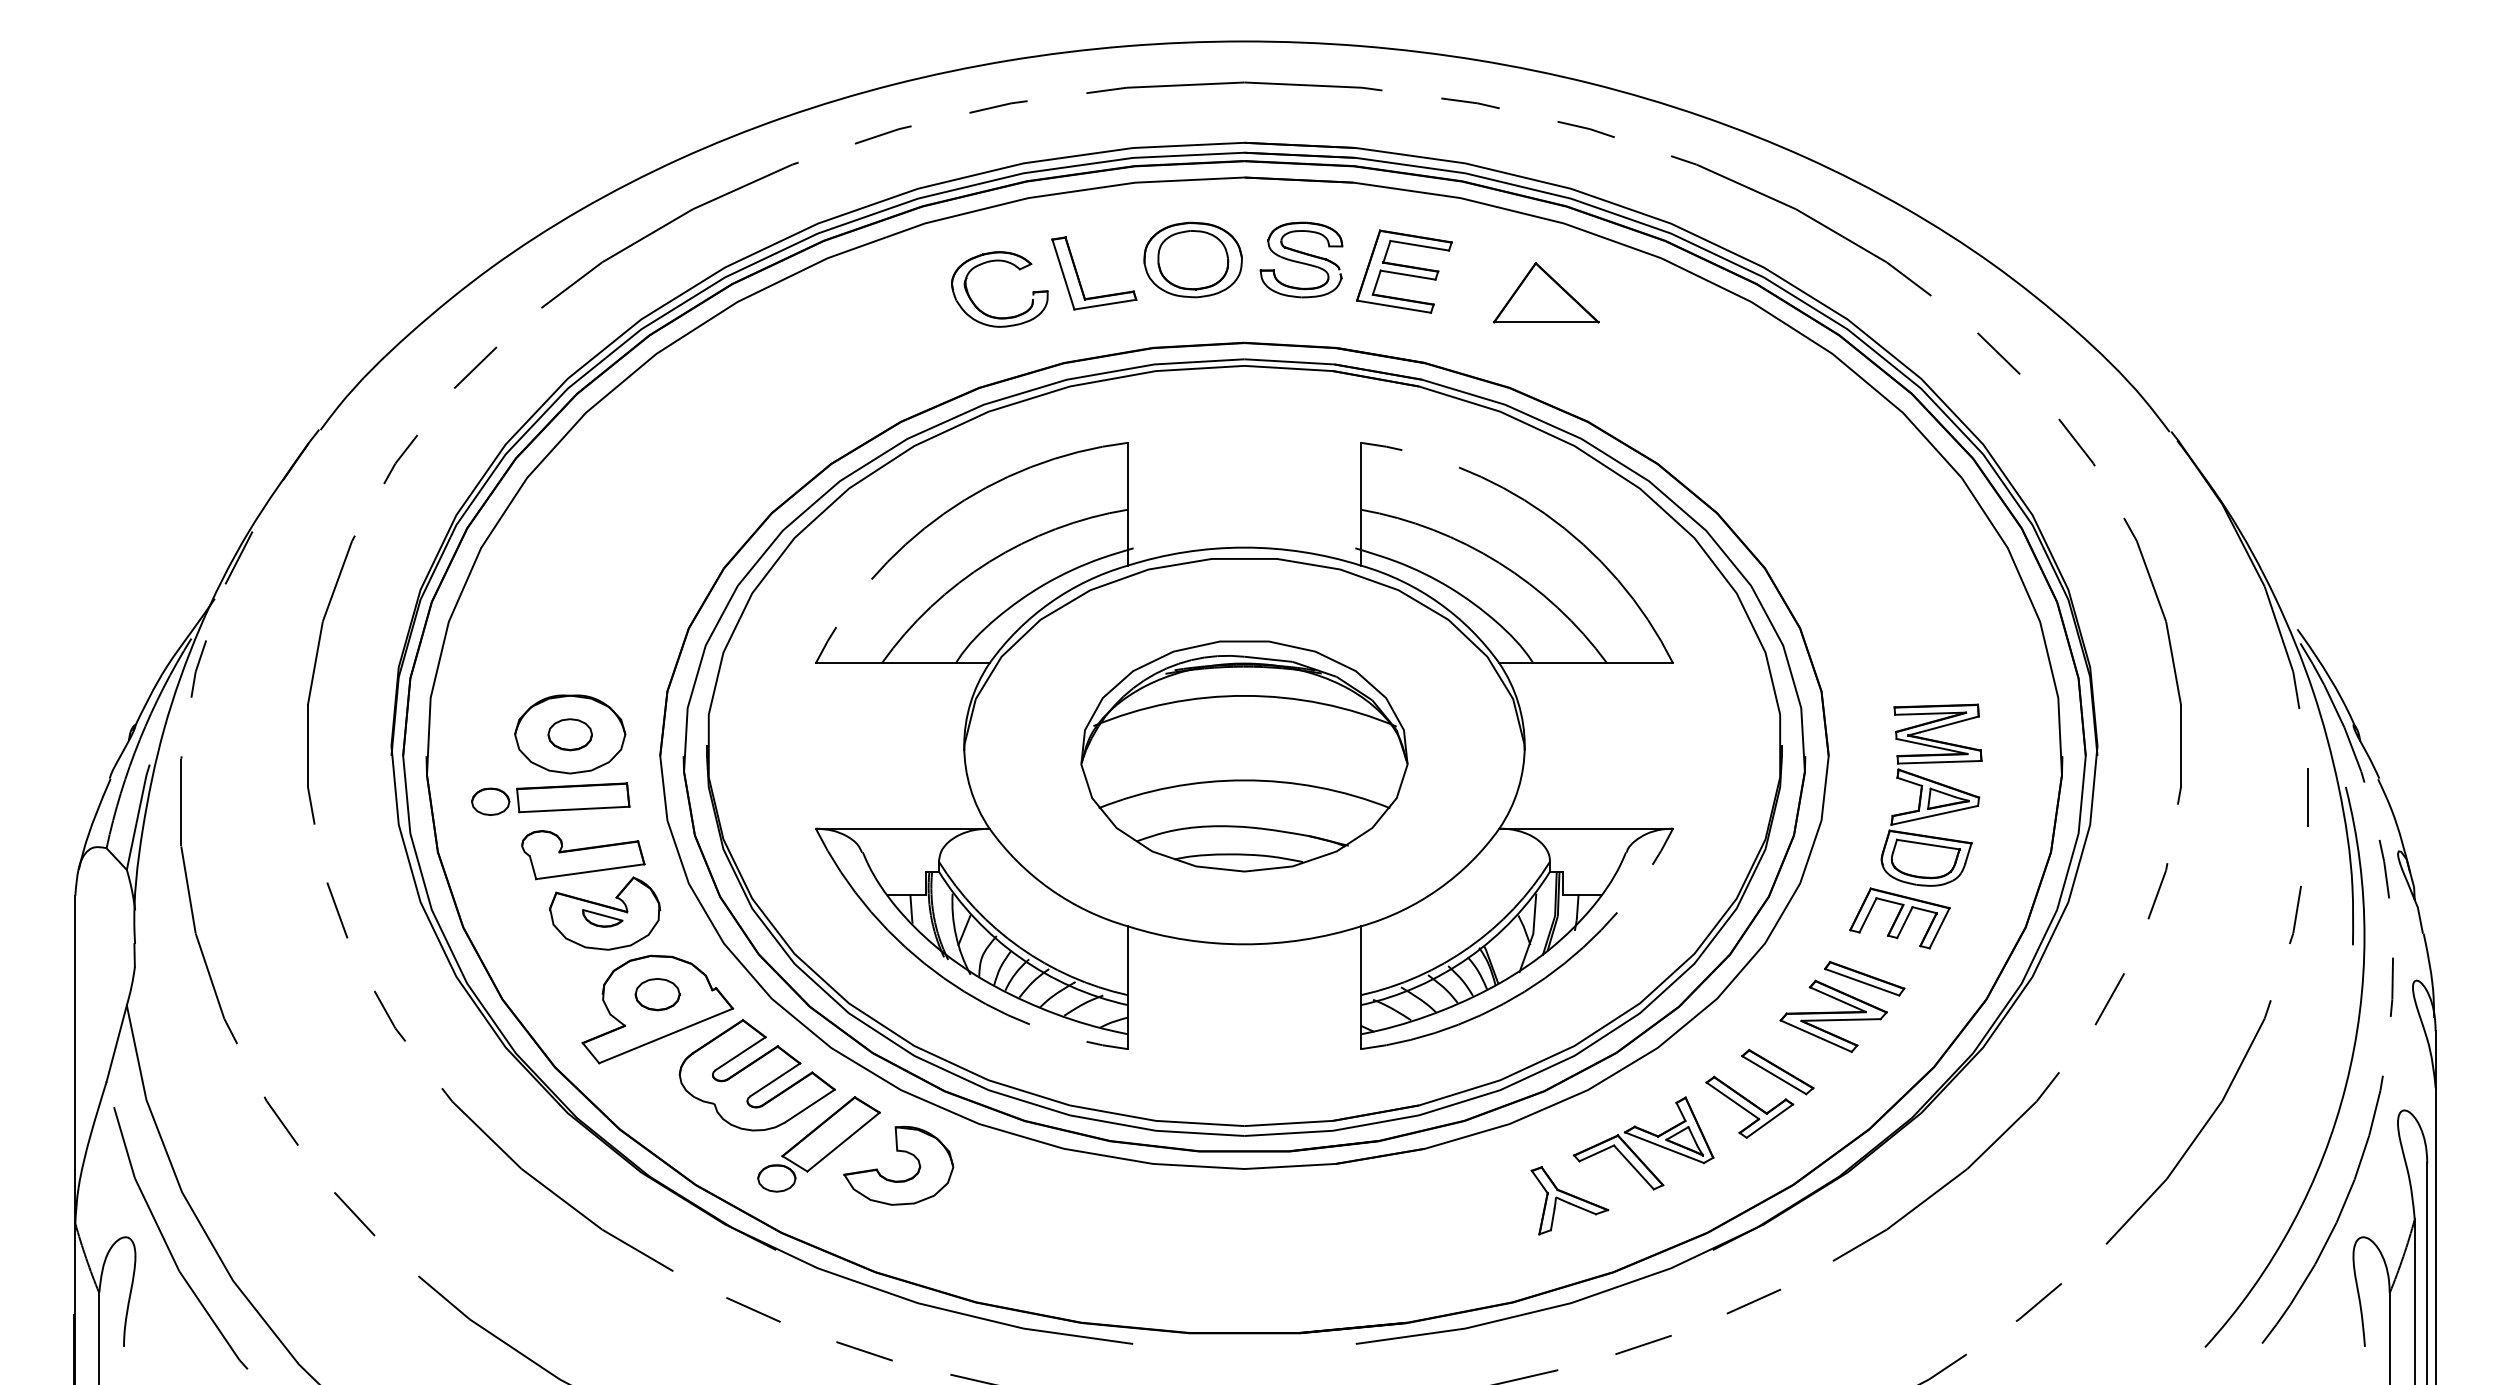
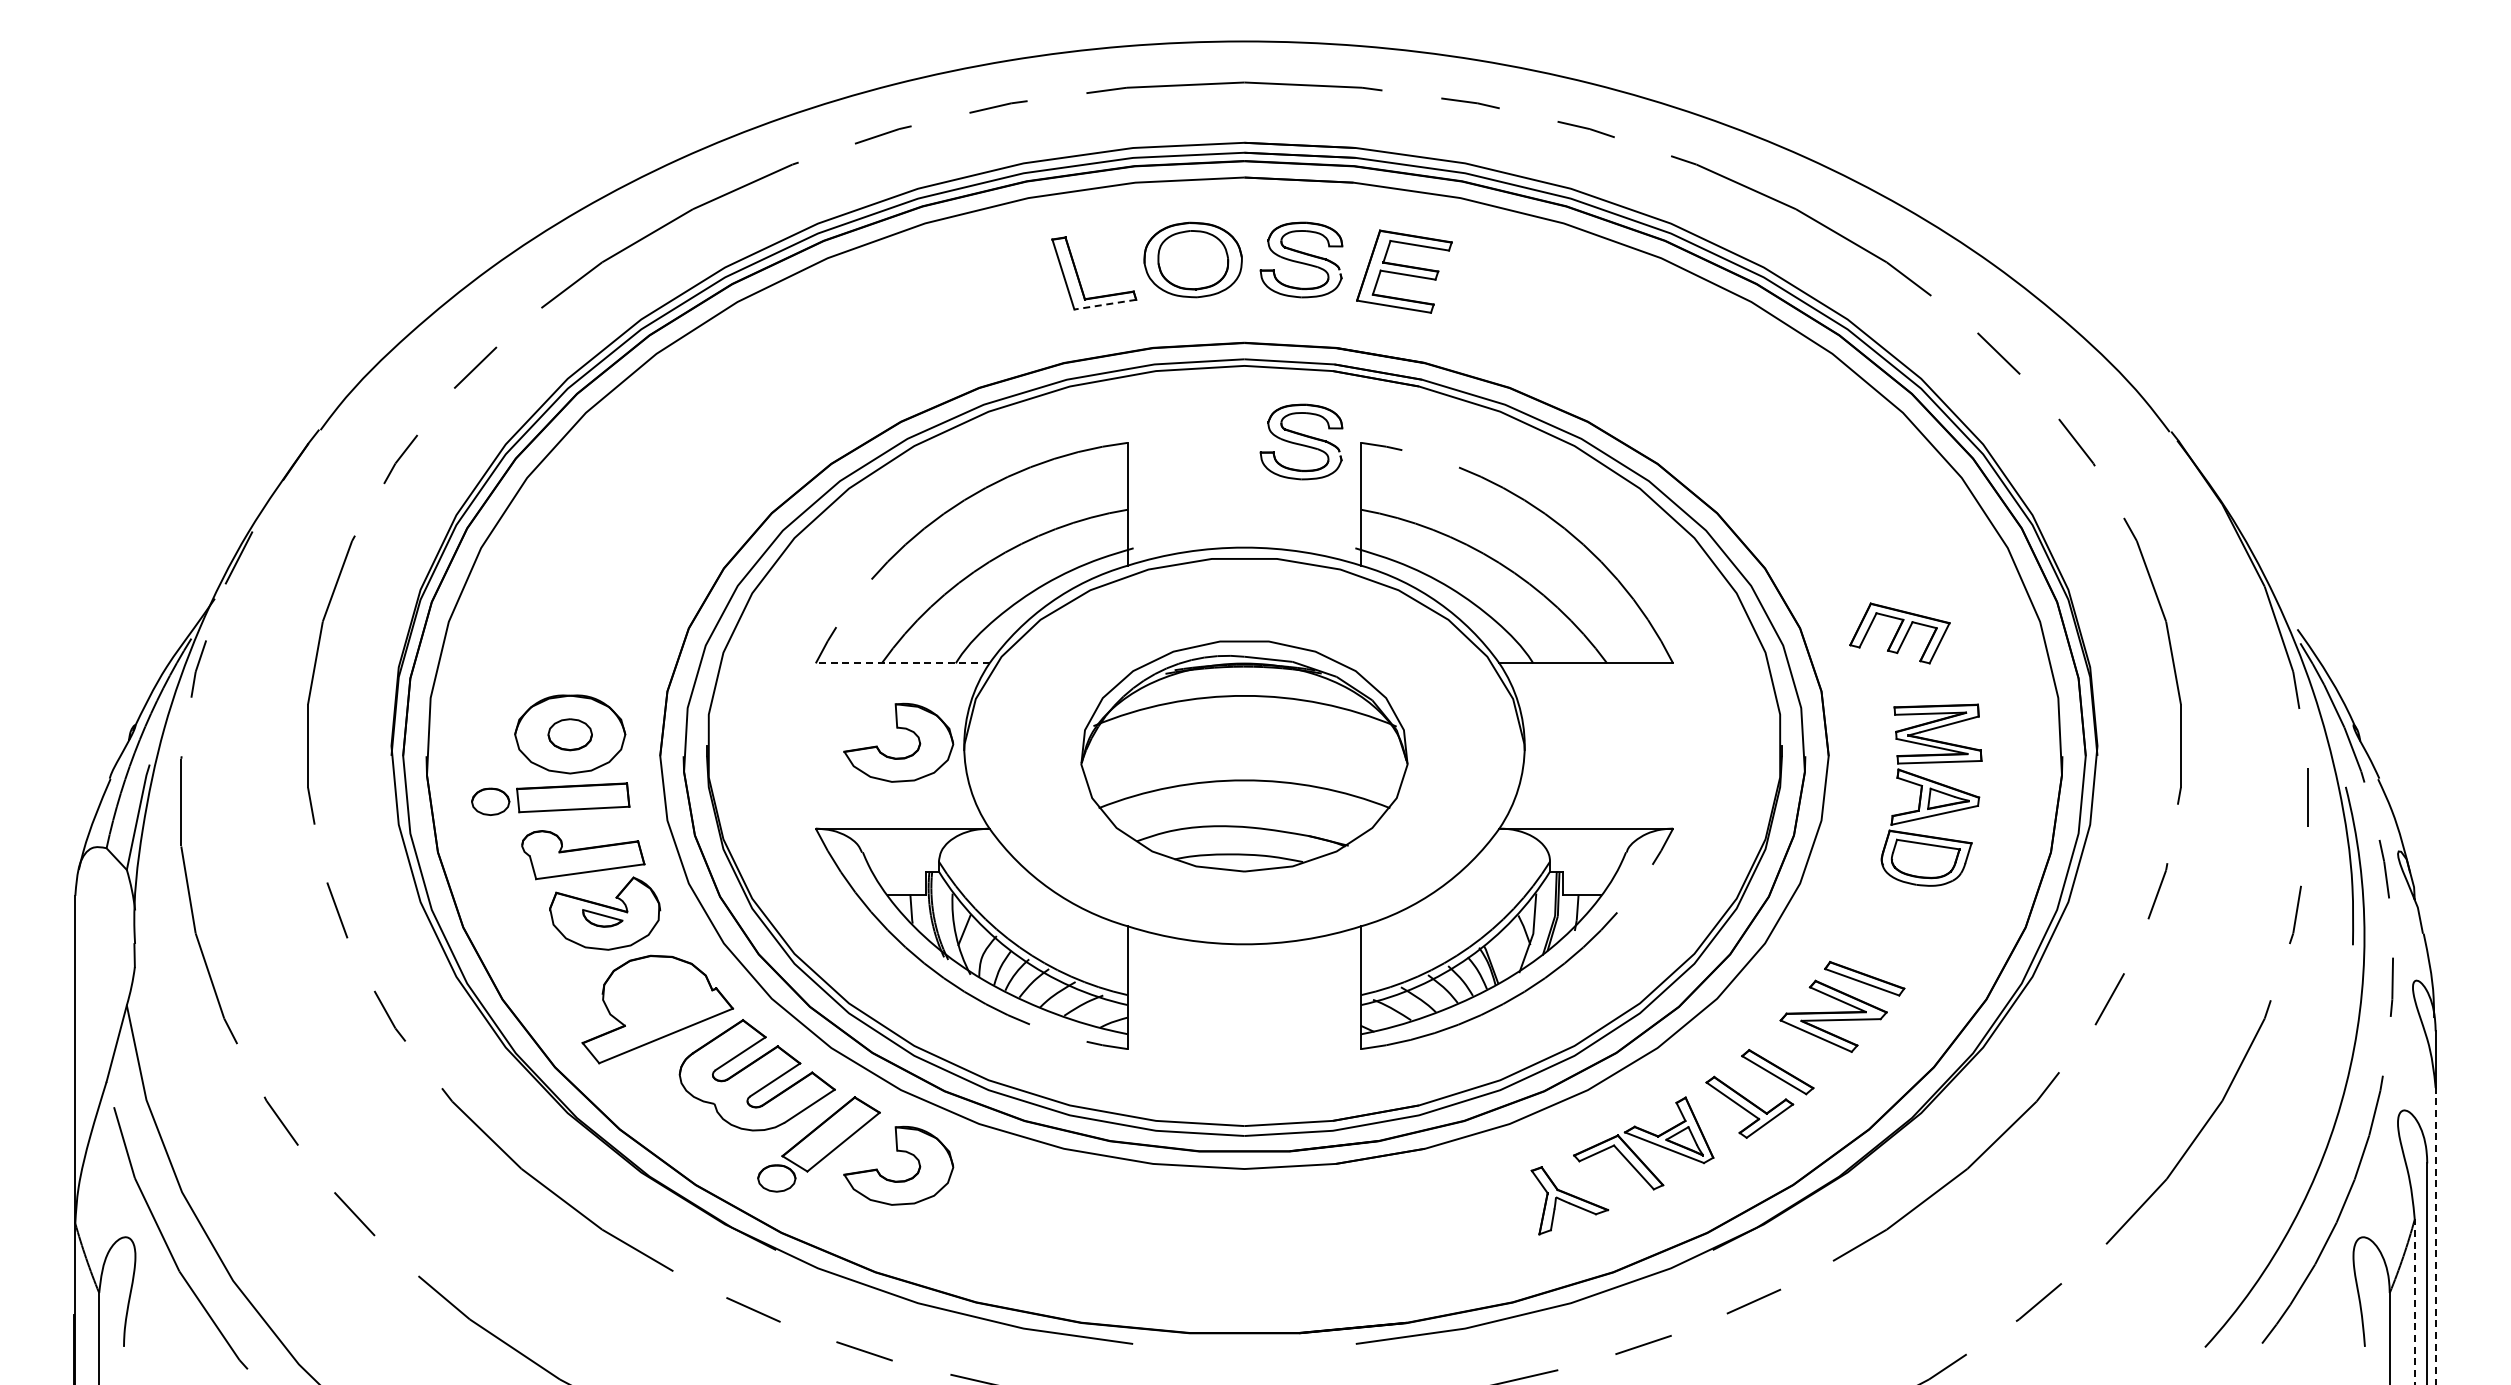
part: present -> none (1546, 292)
line: solid -> dashed (1104, 304)
part: present -> none (996, 316)
part: none -> present (1301, 441)
line: solid -> dashed (902, 663)
part: none -> present (902, 729)
part position: (1899, 918) -> (1899, 633) (1899, 633)
part: present -> none (657, 994)
line: solid -> dashed (2435, 1235)
line: solid -> dashed (2414, 1301)
